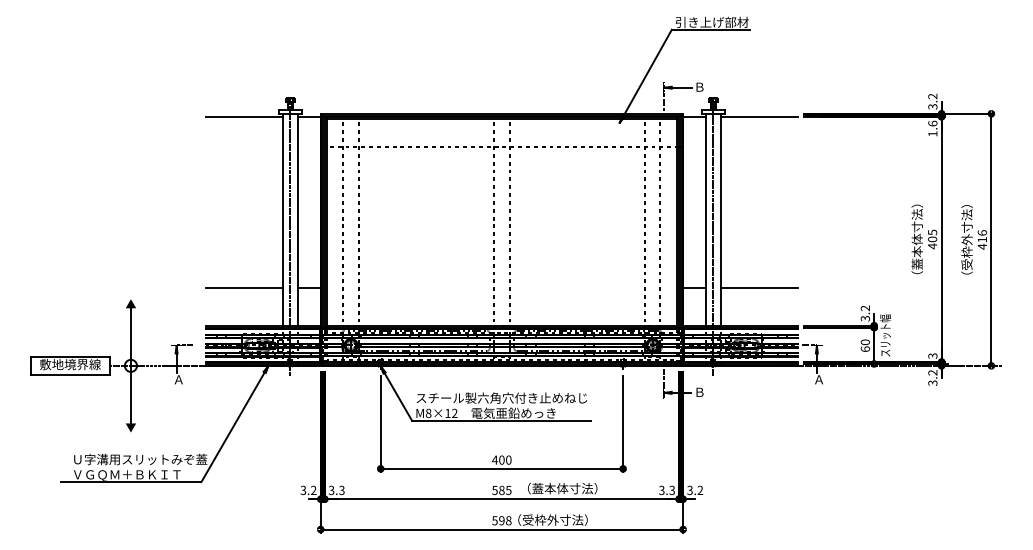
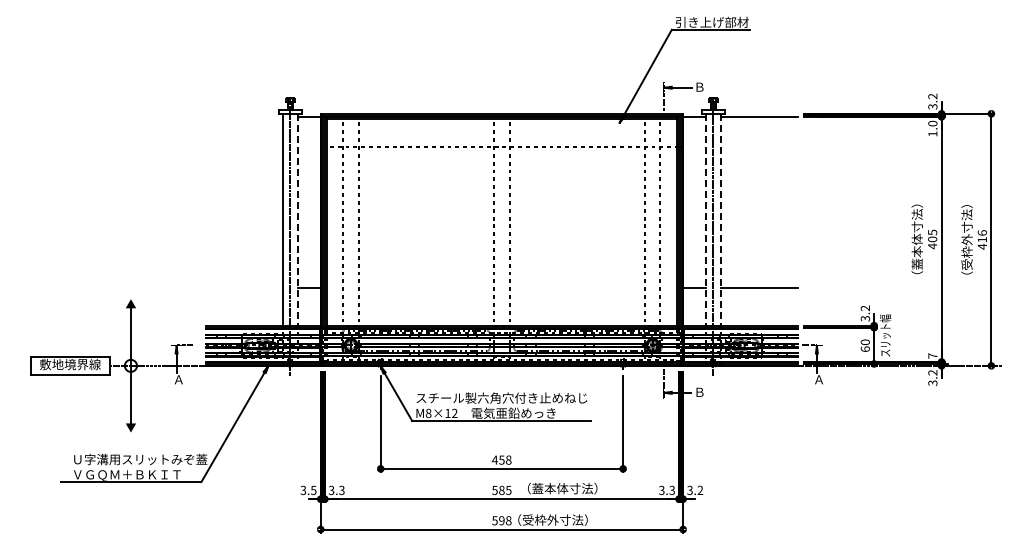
line: present -> none (243, 116)
text: 1.6 -> 1.0 (932, 123)
line: solid -> dashed (298, 219)
line: solid -> dashed (705, 219)
line: solid -> dashed (721, 219)
line: present -> none (243, 288)
text: 3 -> 7 (932, 355)
text: 400 -> 458 (505, 459)
text: 3.2 -> 3.5 (313, 490)
